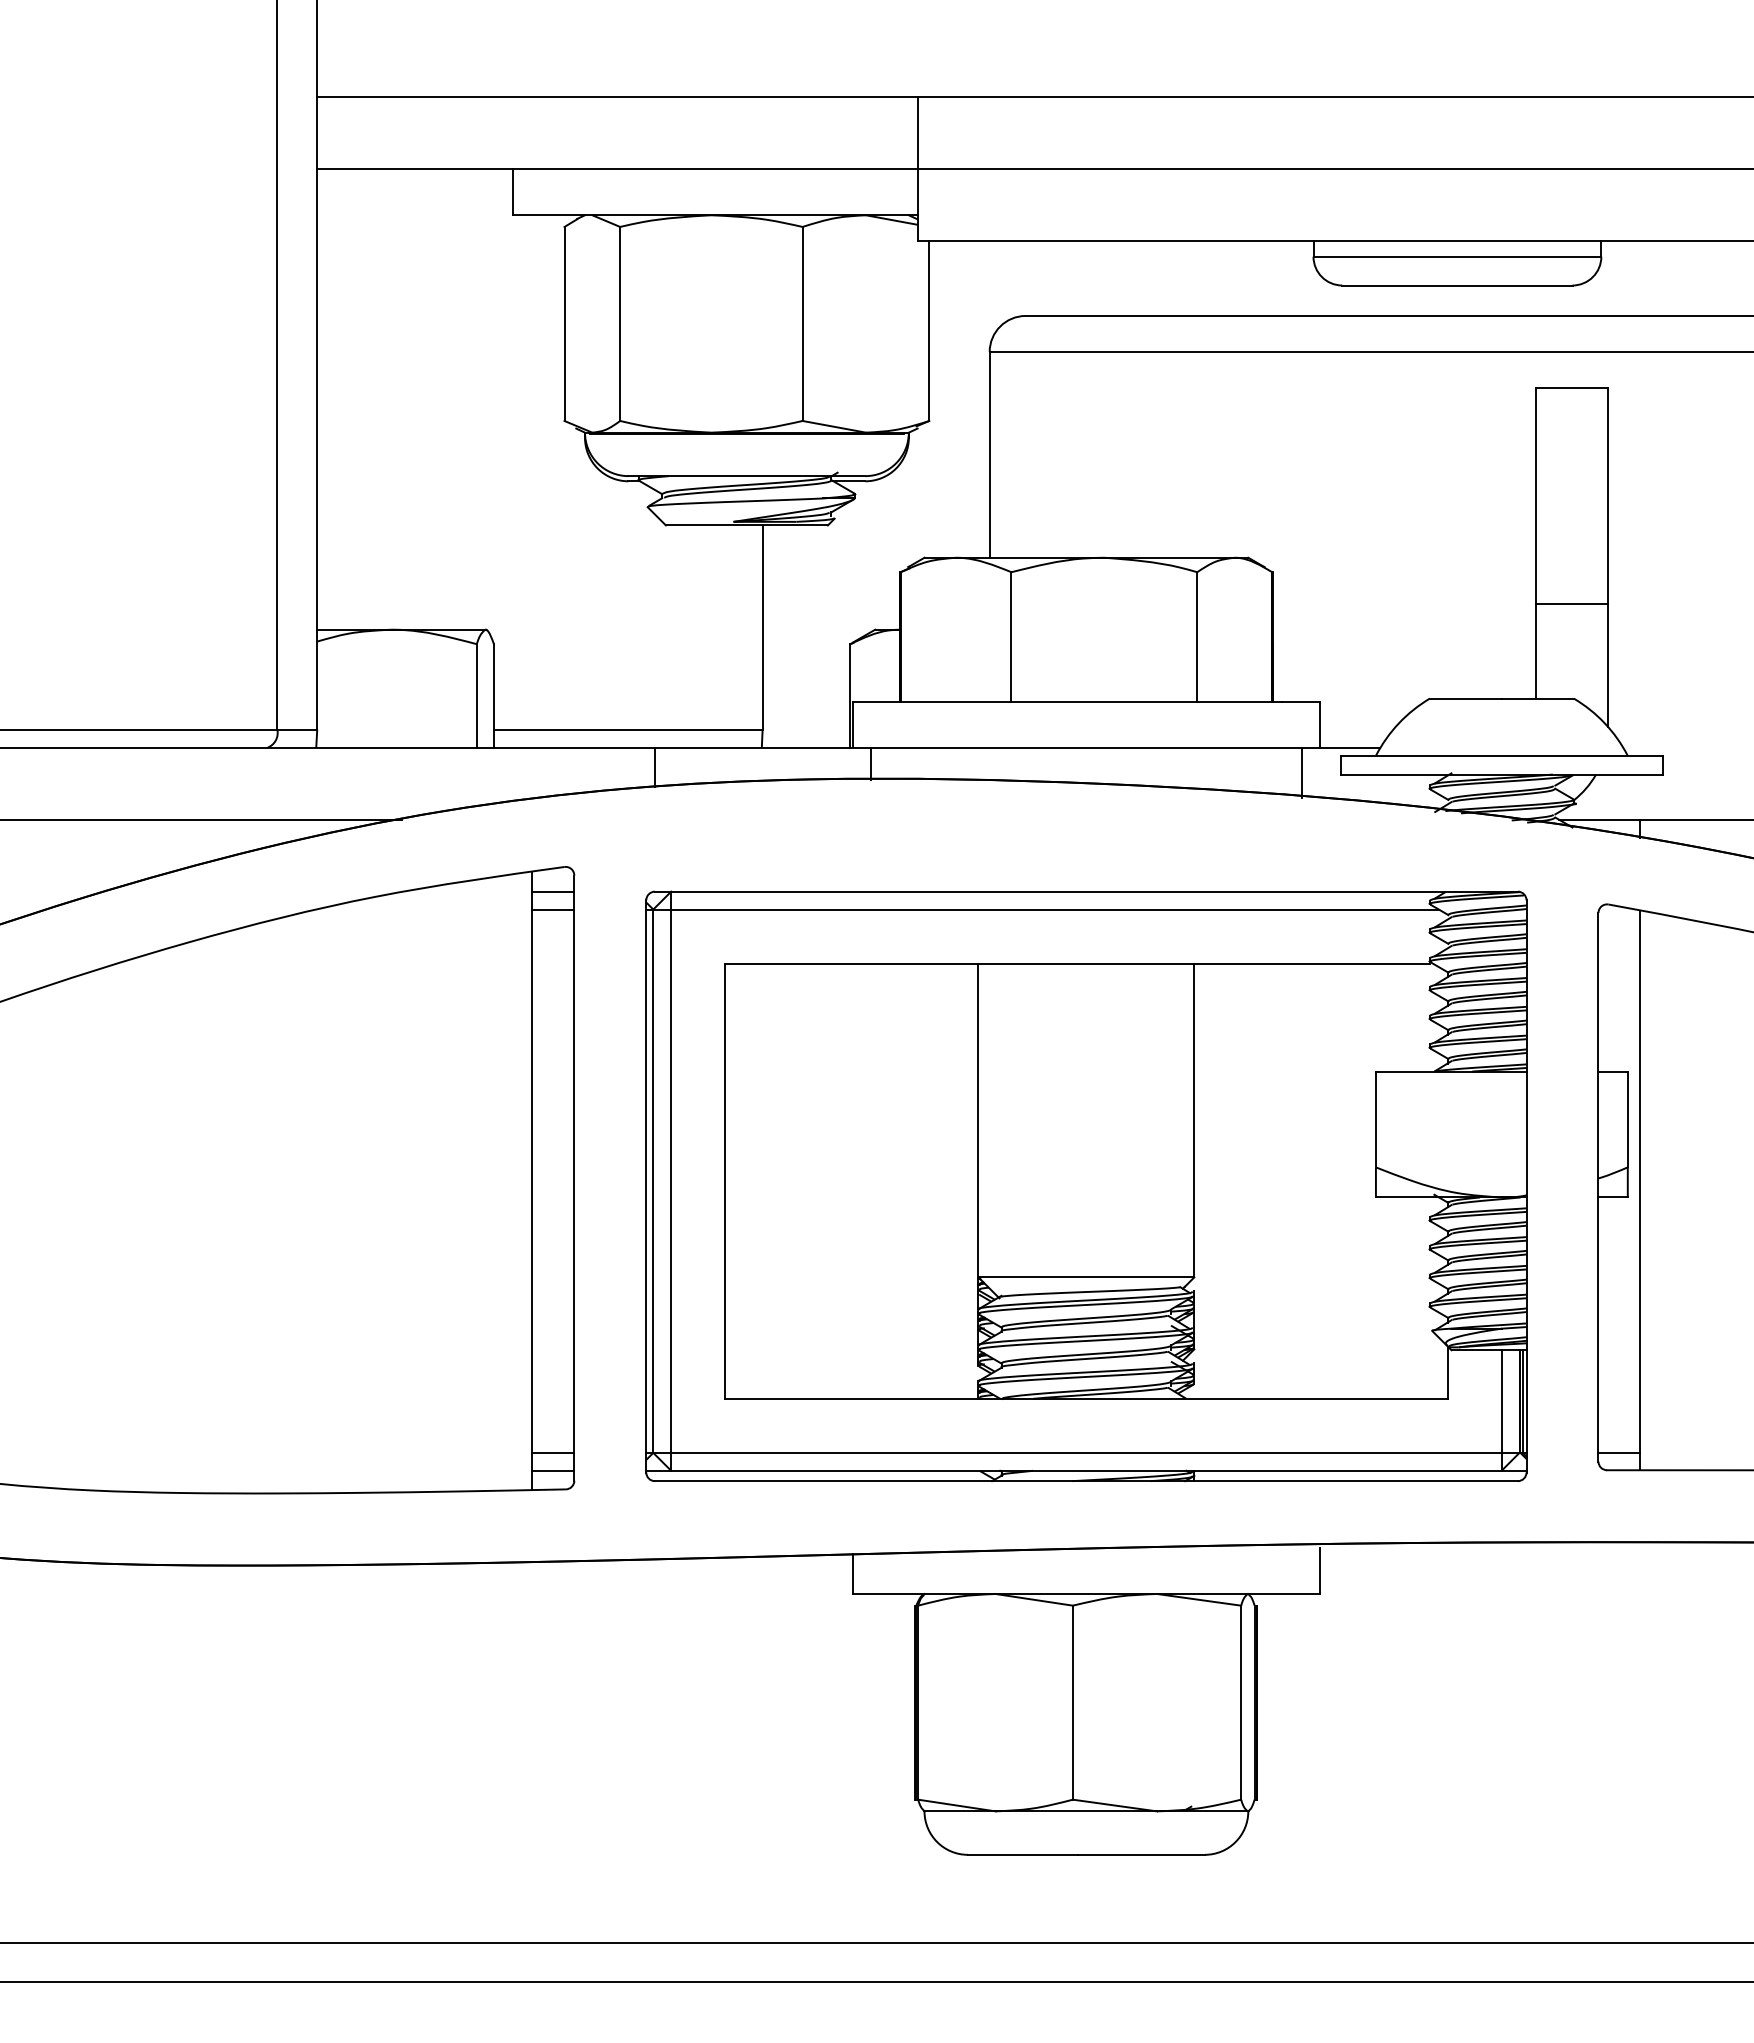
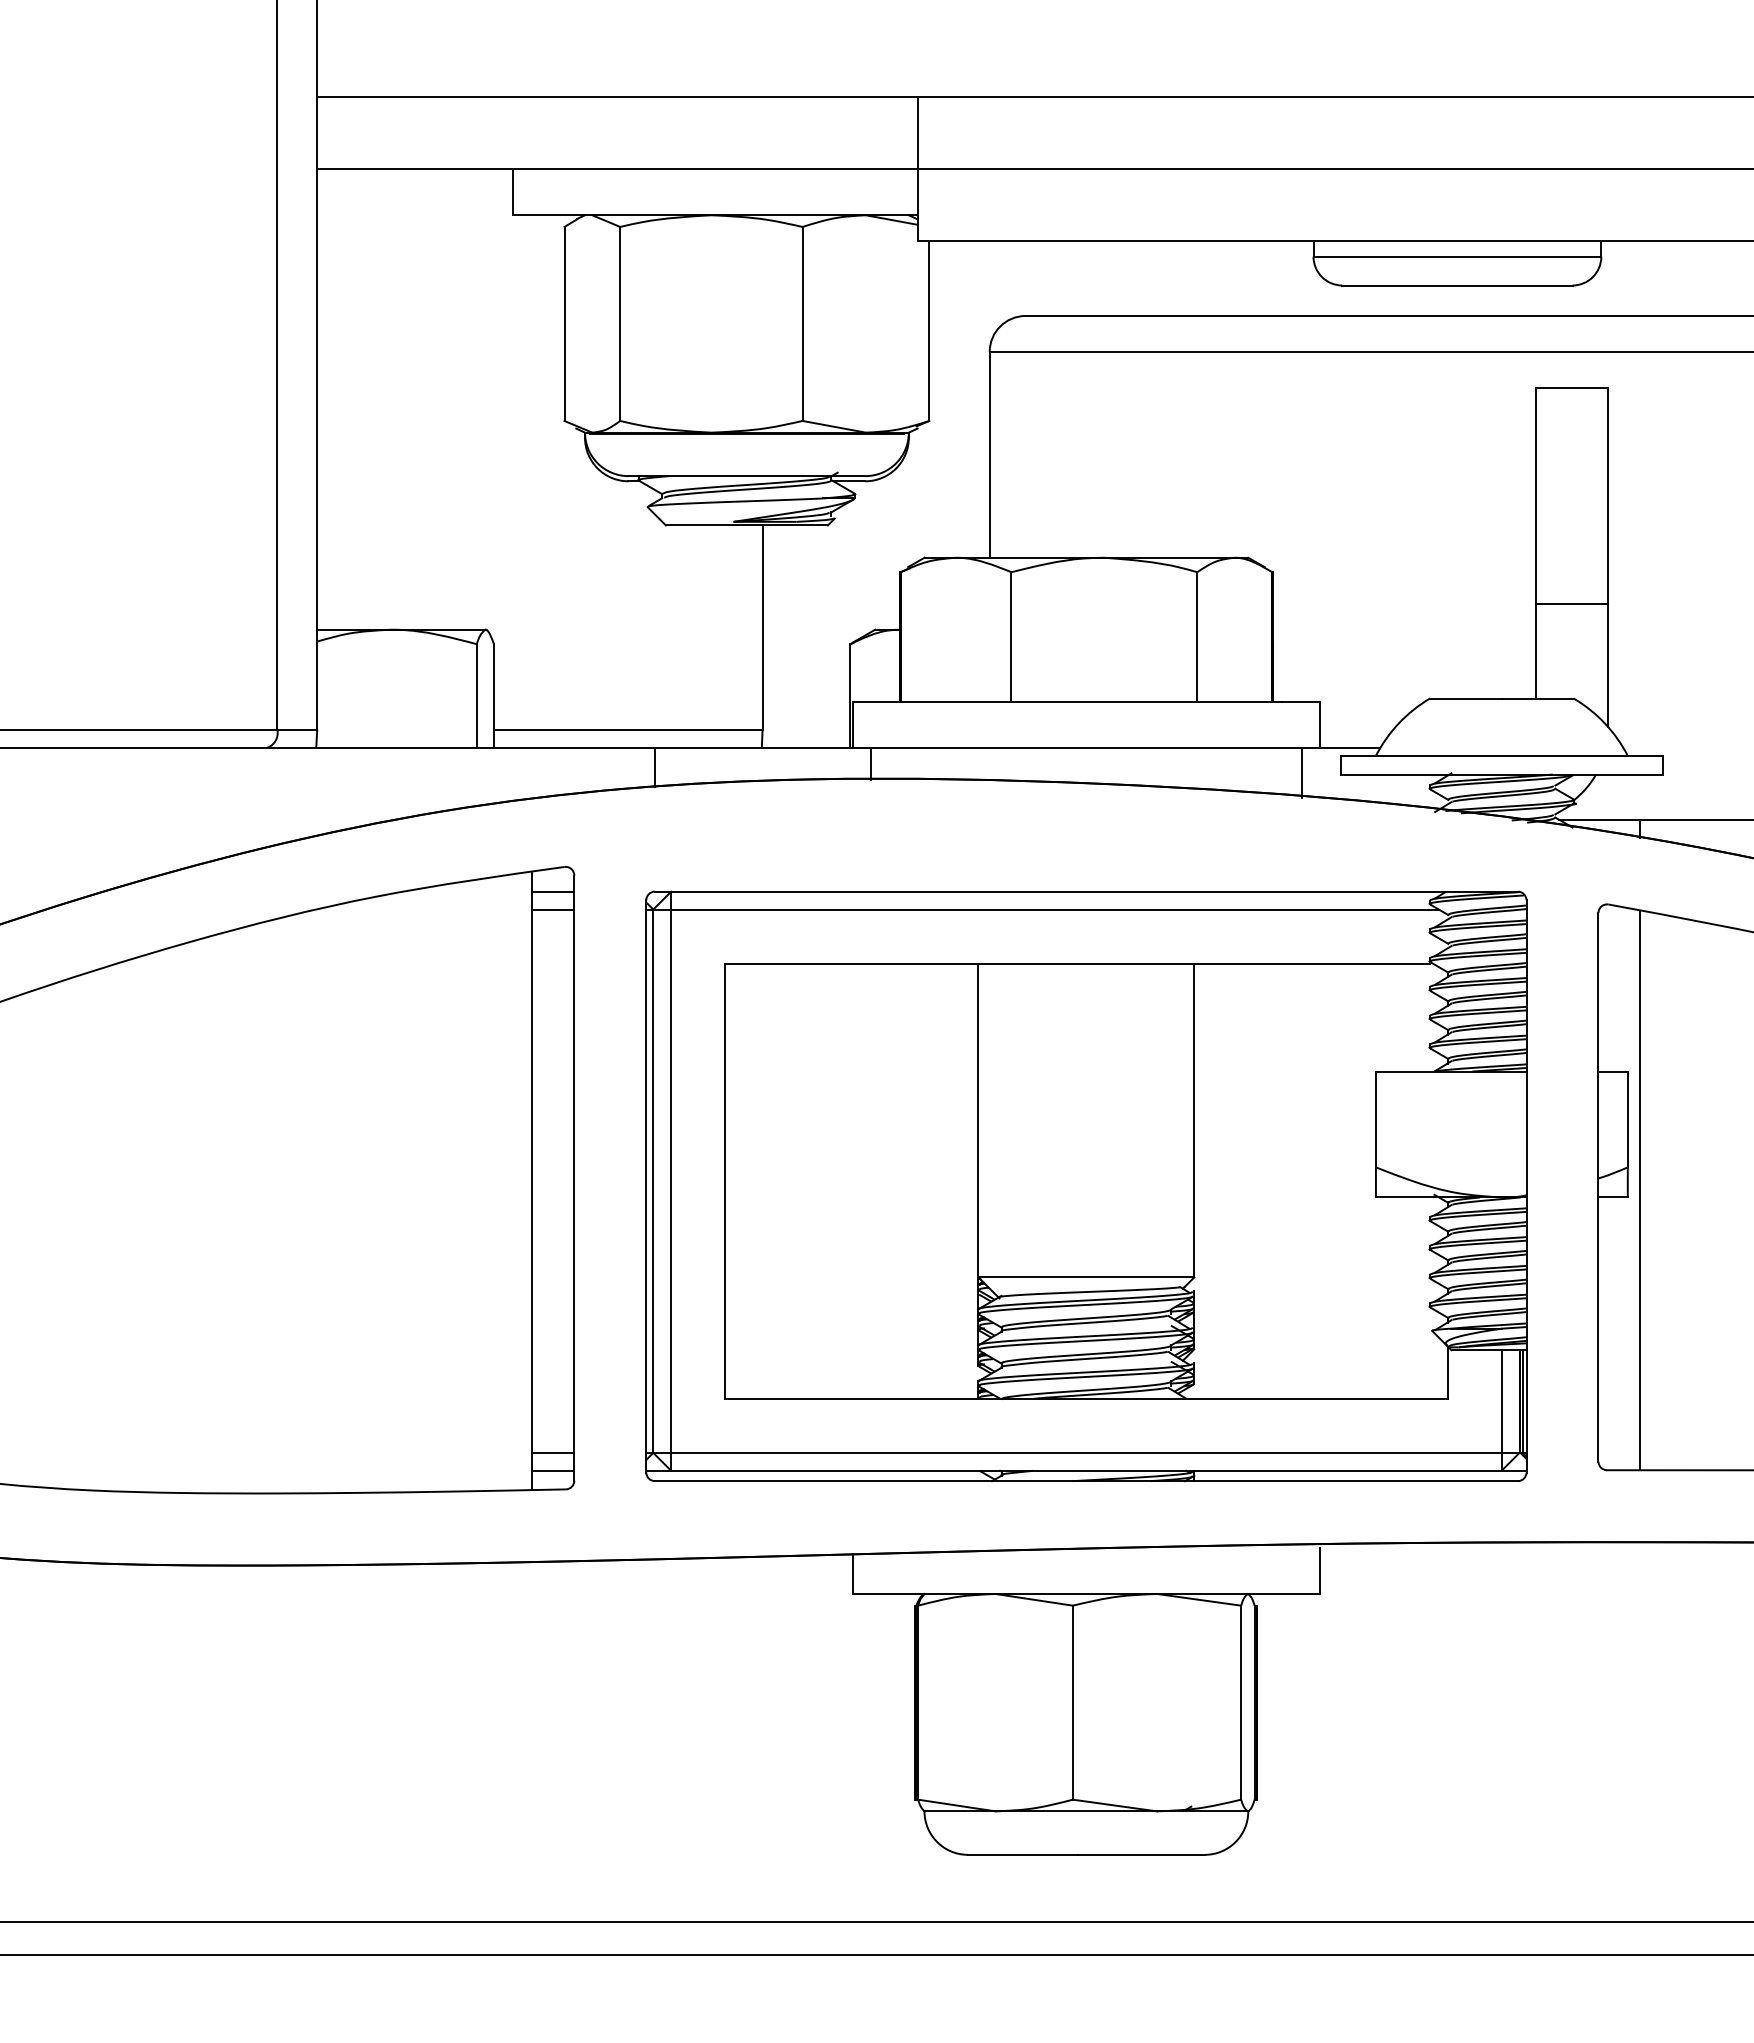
line: present -> none (202, 819)
line: present -> none (1619, 1452)
line position: (876, 1943) -> (876, 1922) (876, 1922)
line position: (876, 1981) -> (876, 1954) (876, 1954)
